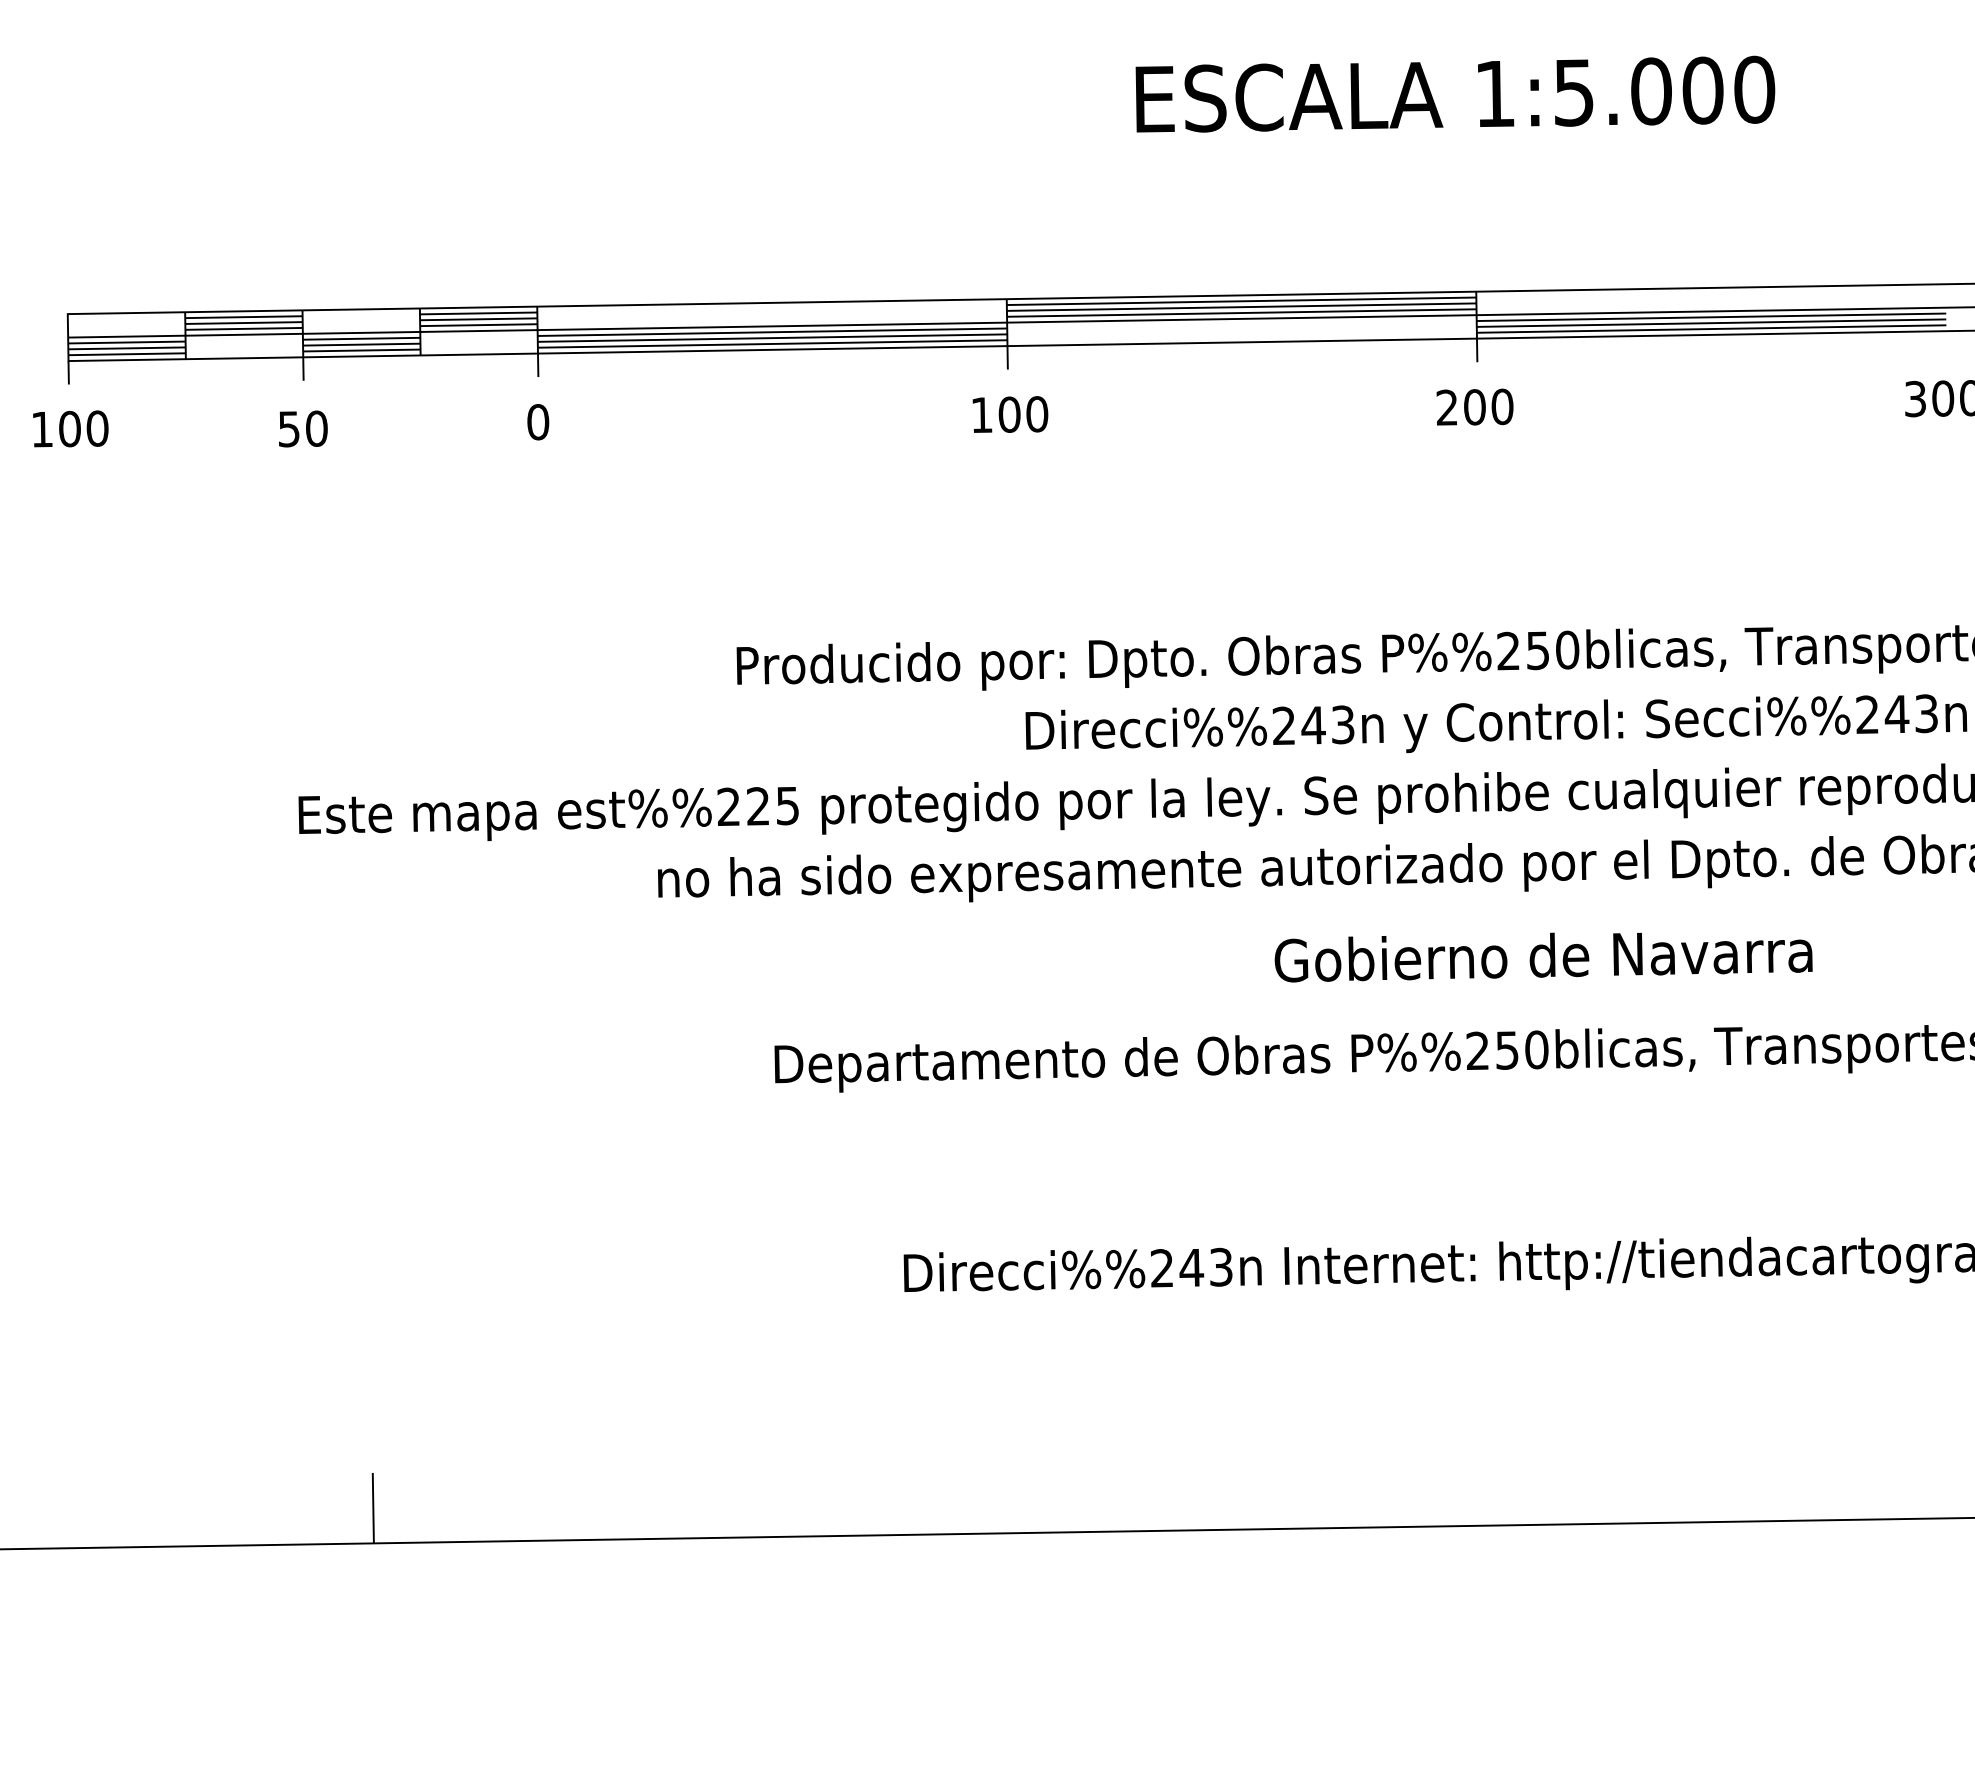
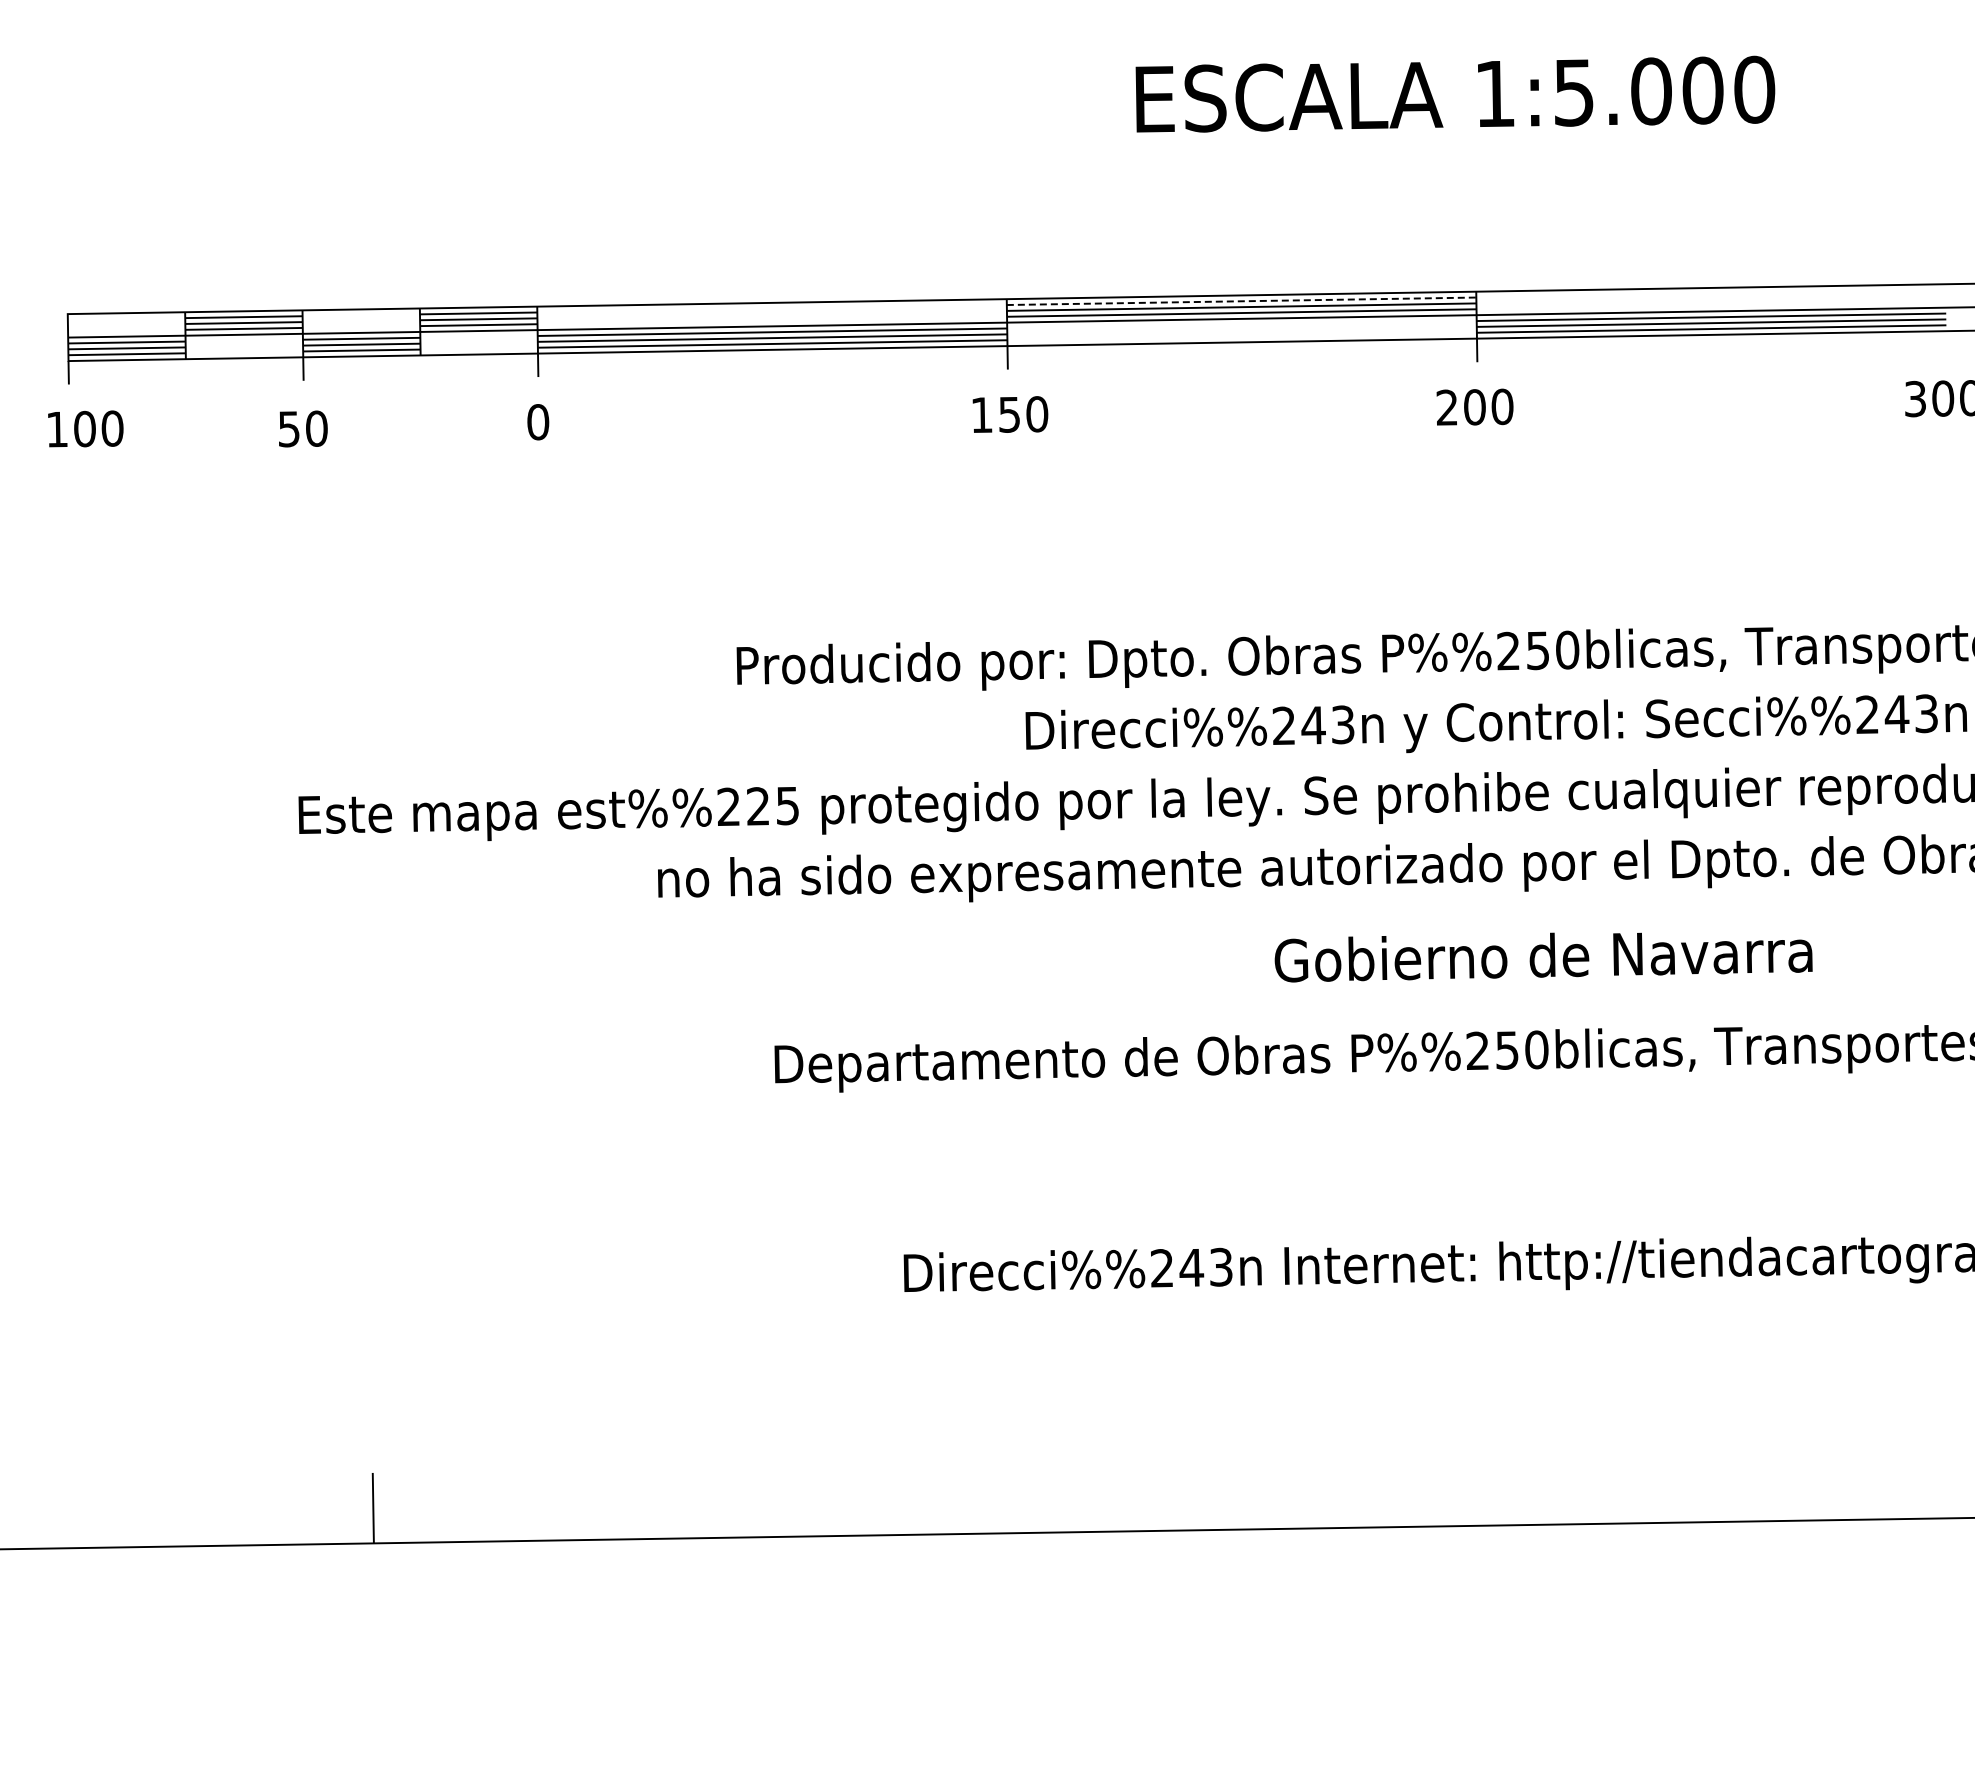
line: solid -> dashed (1241, 301)
text: 100 -> 150 (1009, 414)
text position: (70, 428) -> (85, 428) (85, 428)
